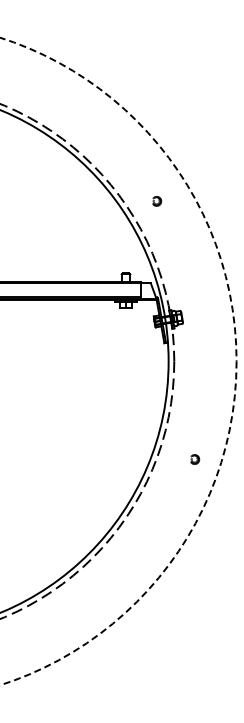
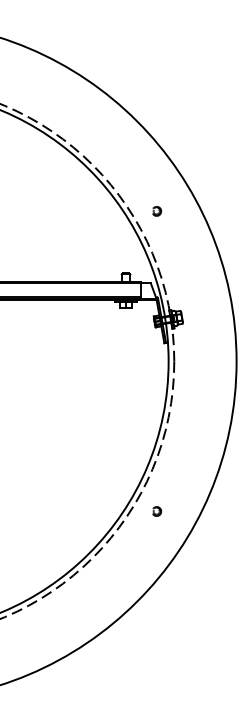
part position: (157, 201) -> (157, 211) (157, 211)
circle: dashed -> solid (118, 361)
part position: (195, 459) -> (157, 511) (157, 511)
